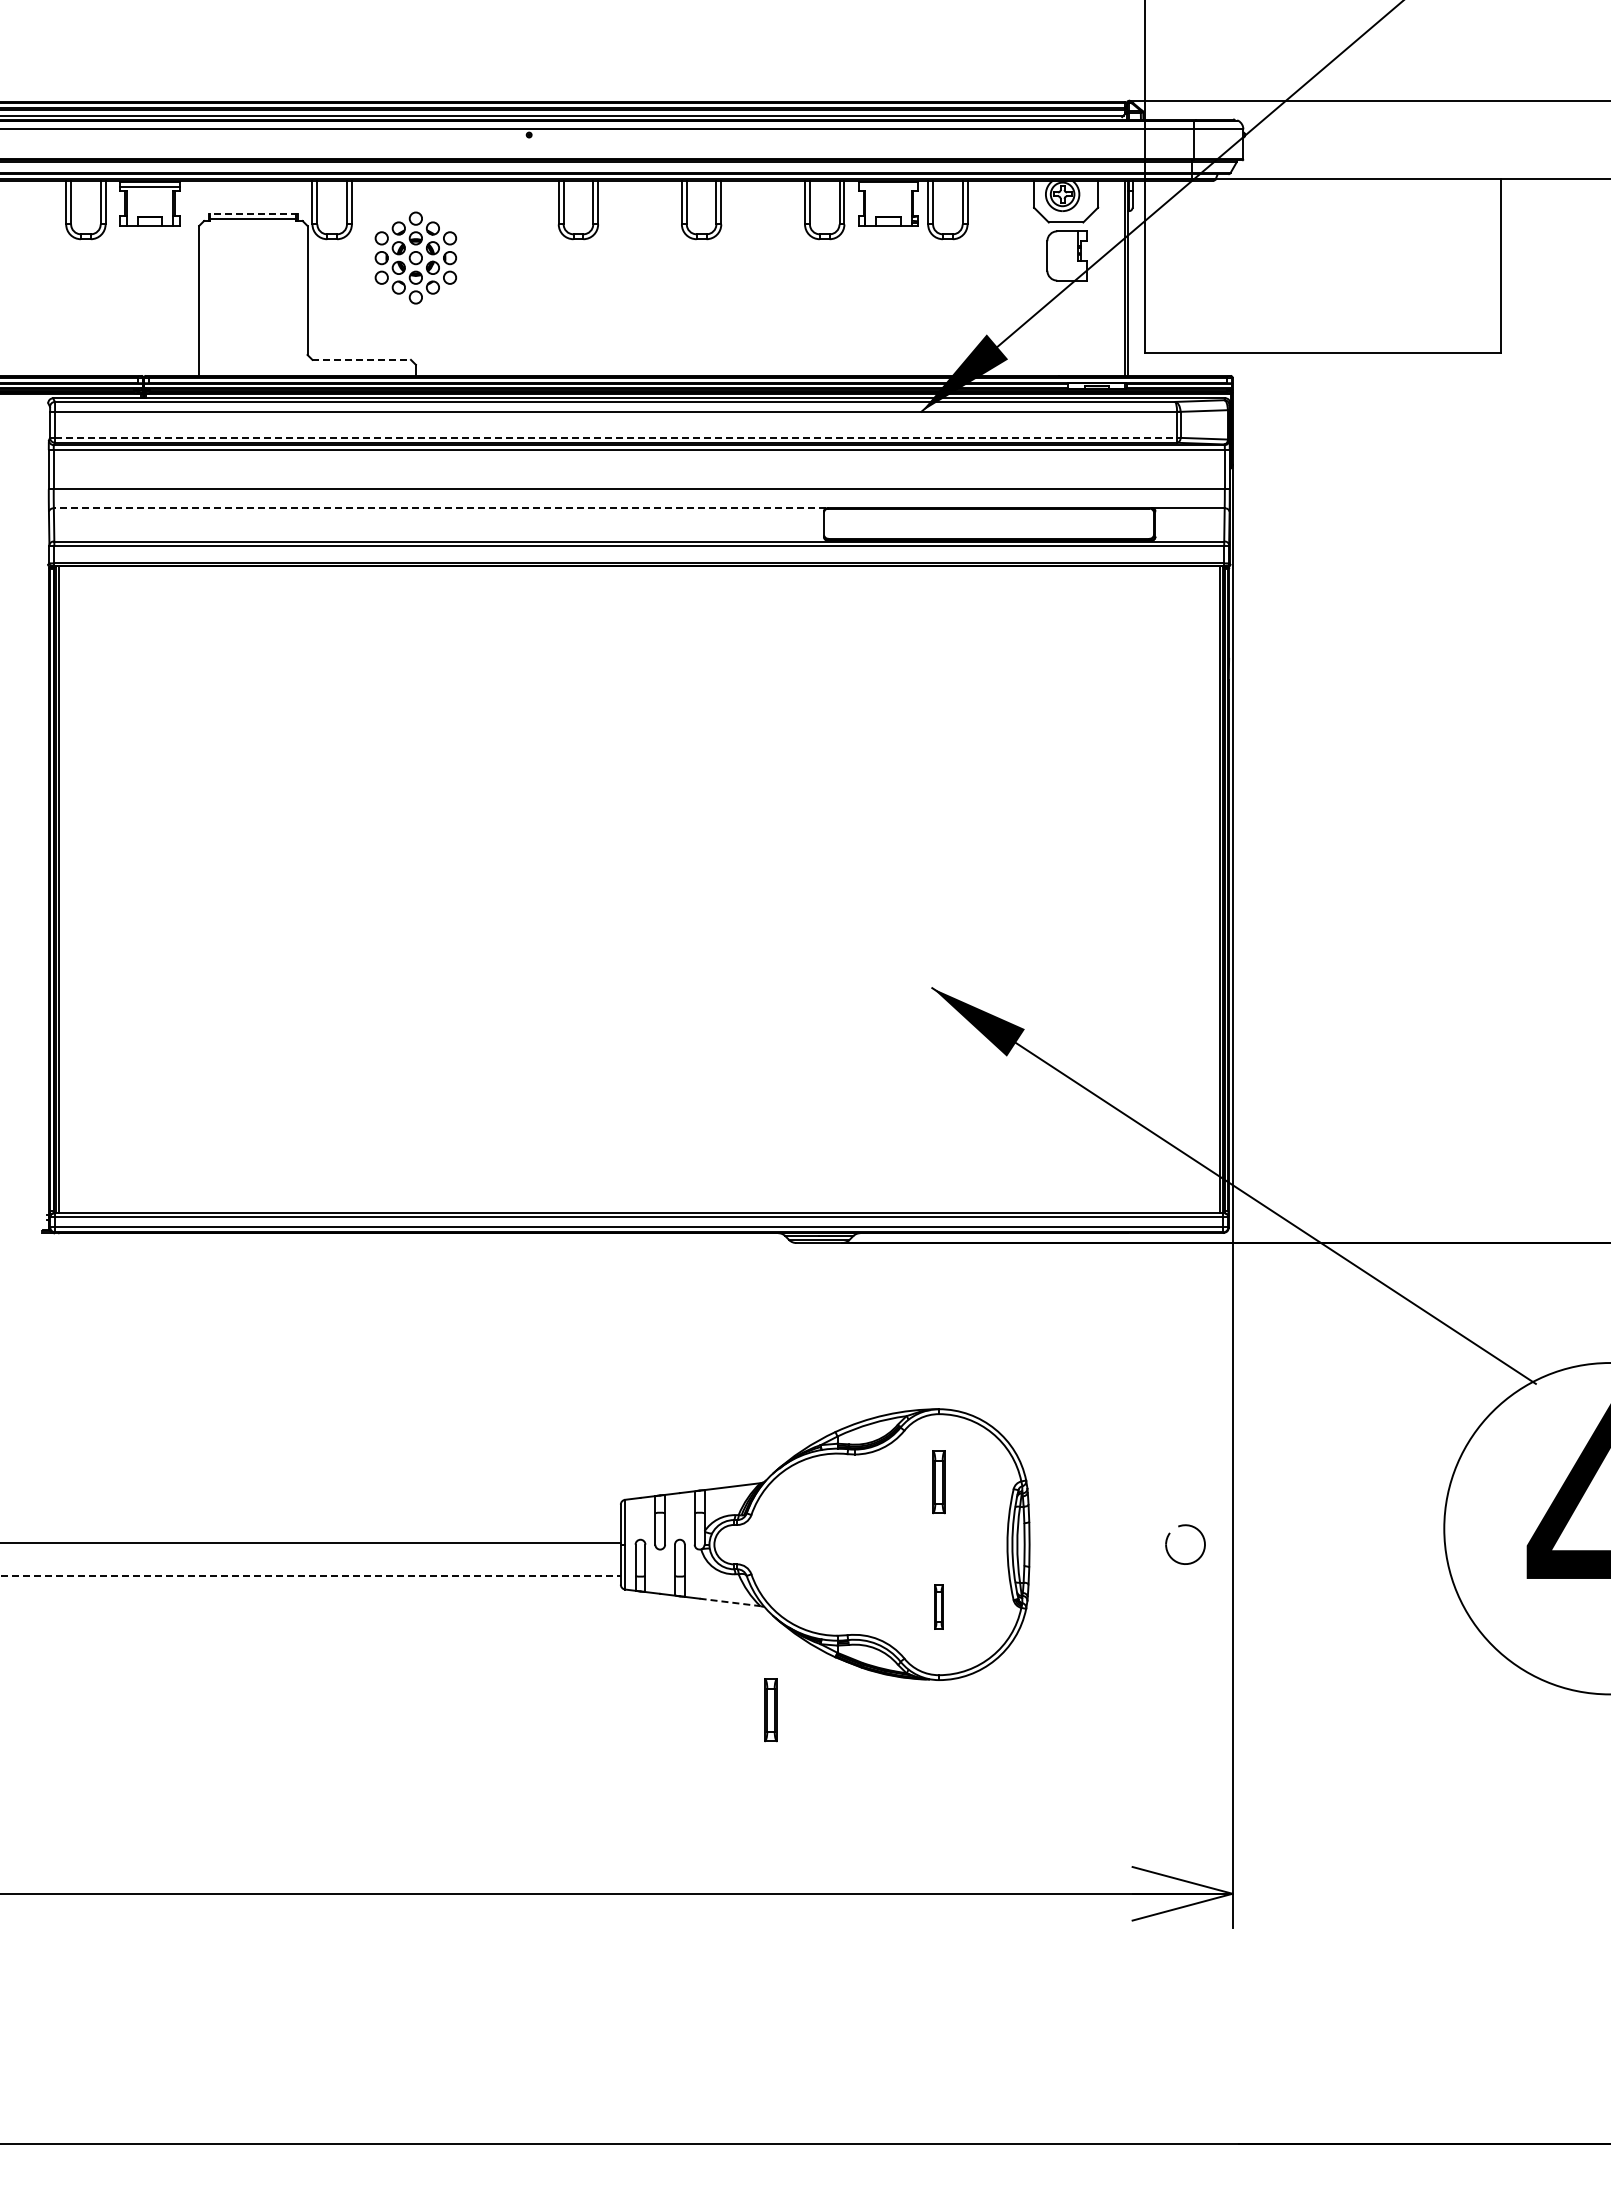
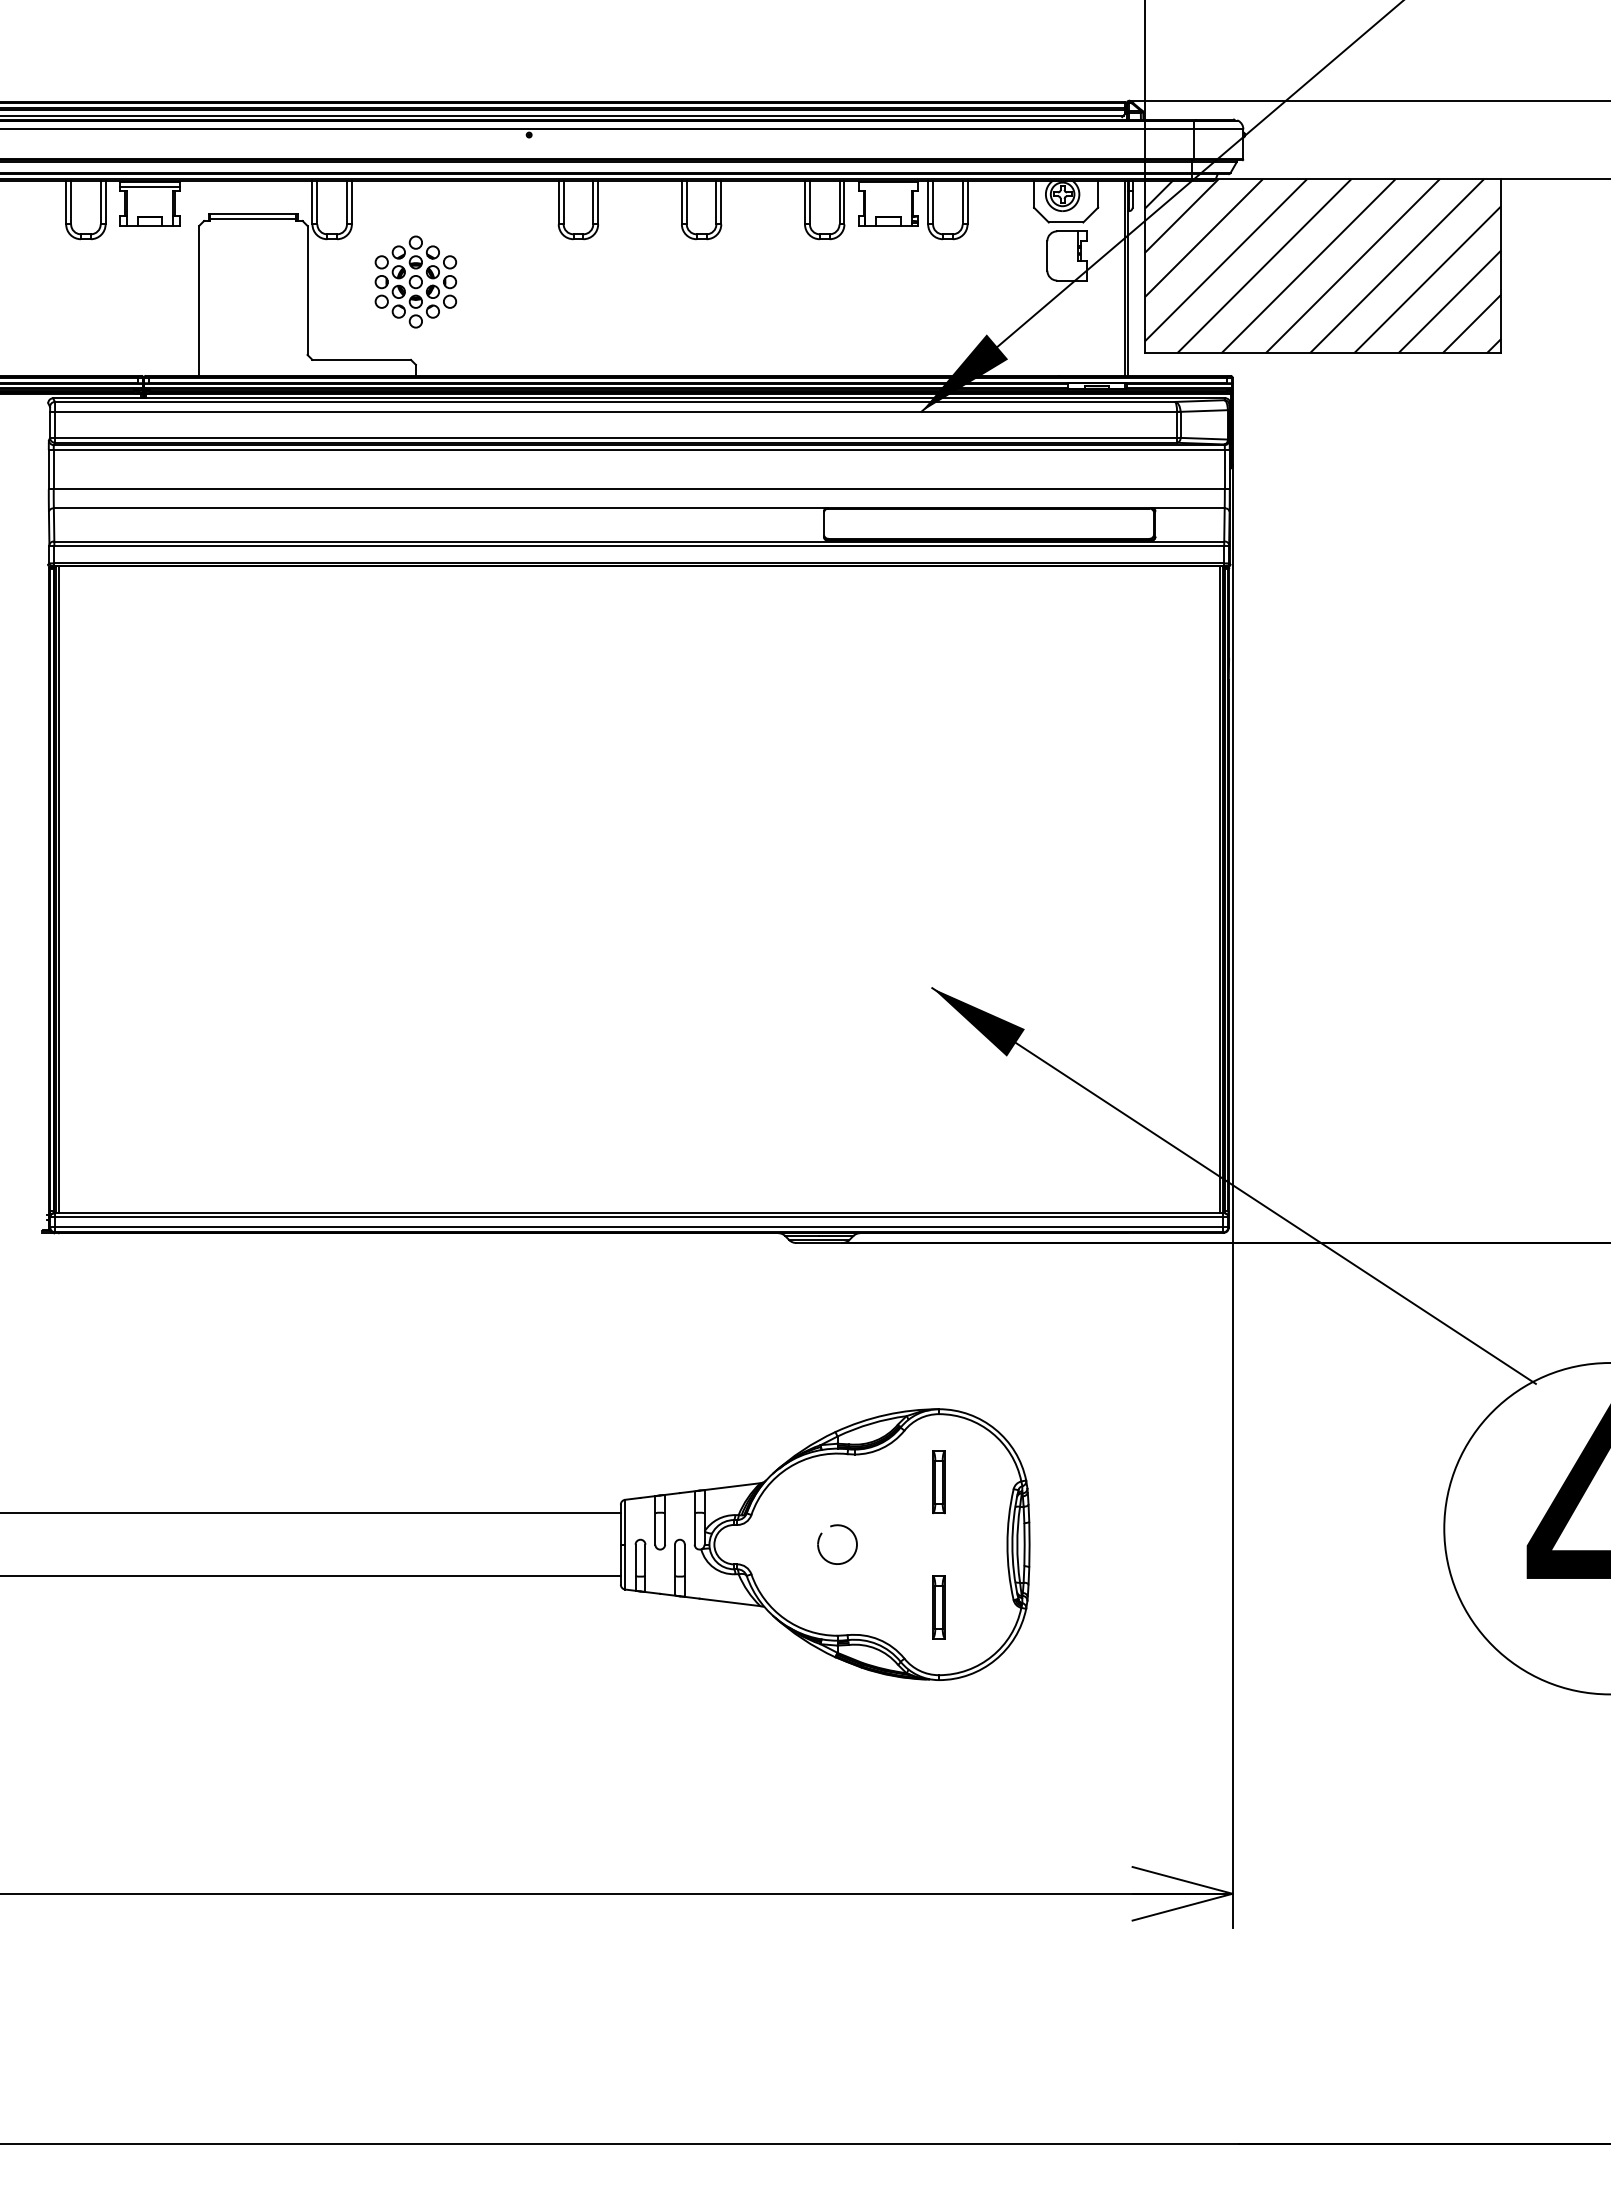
line: dashed -> solid (252, 213)
part position: (415, 257) -> (415, 281) (415, 281)
hatch: none -> present (1322, 266)
line: dashed -> solid (362, 359)
line: dashed -> solid (616, 437)
line: dashed -> solid (439, 508)
part position: (1185, 1526) -> (837, 1526) (837, 1526)
line position: (311, 1542) -> (311, 1512) (311, 1512)
line: dashed -> solid (311, 1576)
line: dashed -> solid (730, 1602)
part size: 10x46 px -> 14x65 px (938, 1607)
part: present -> none (770, 1710)
